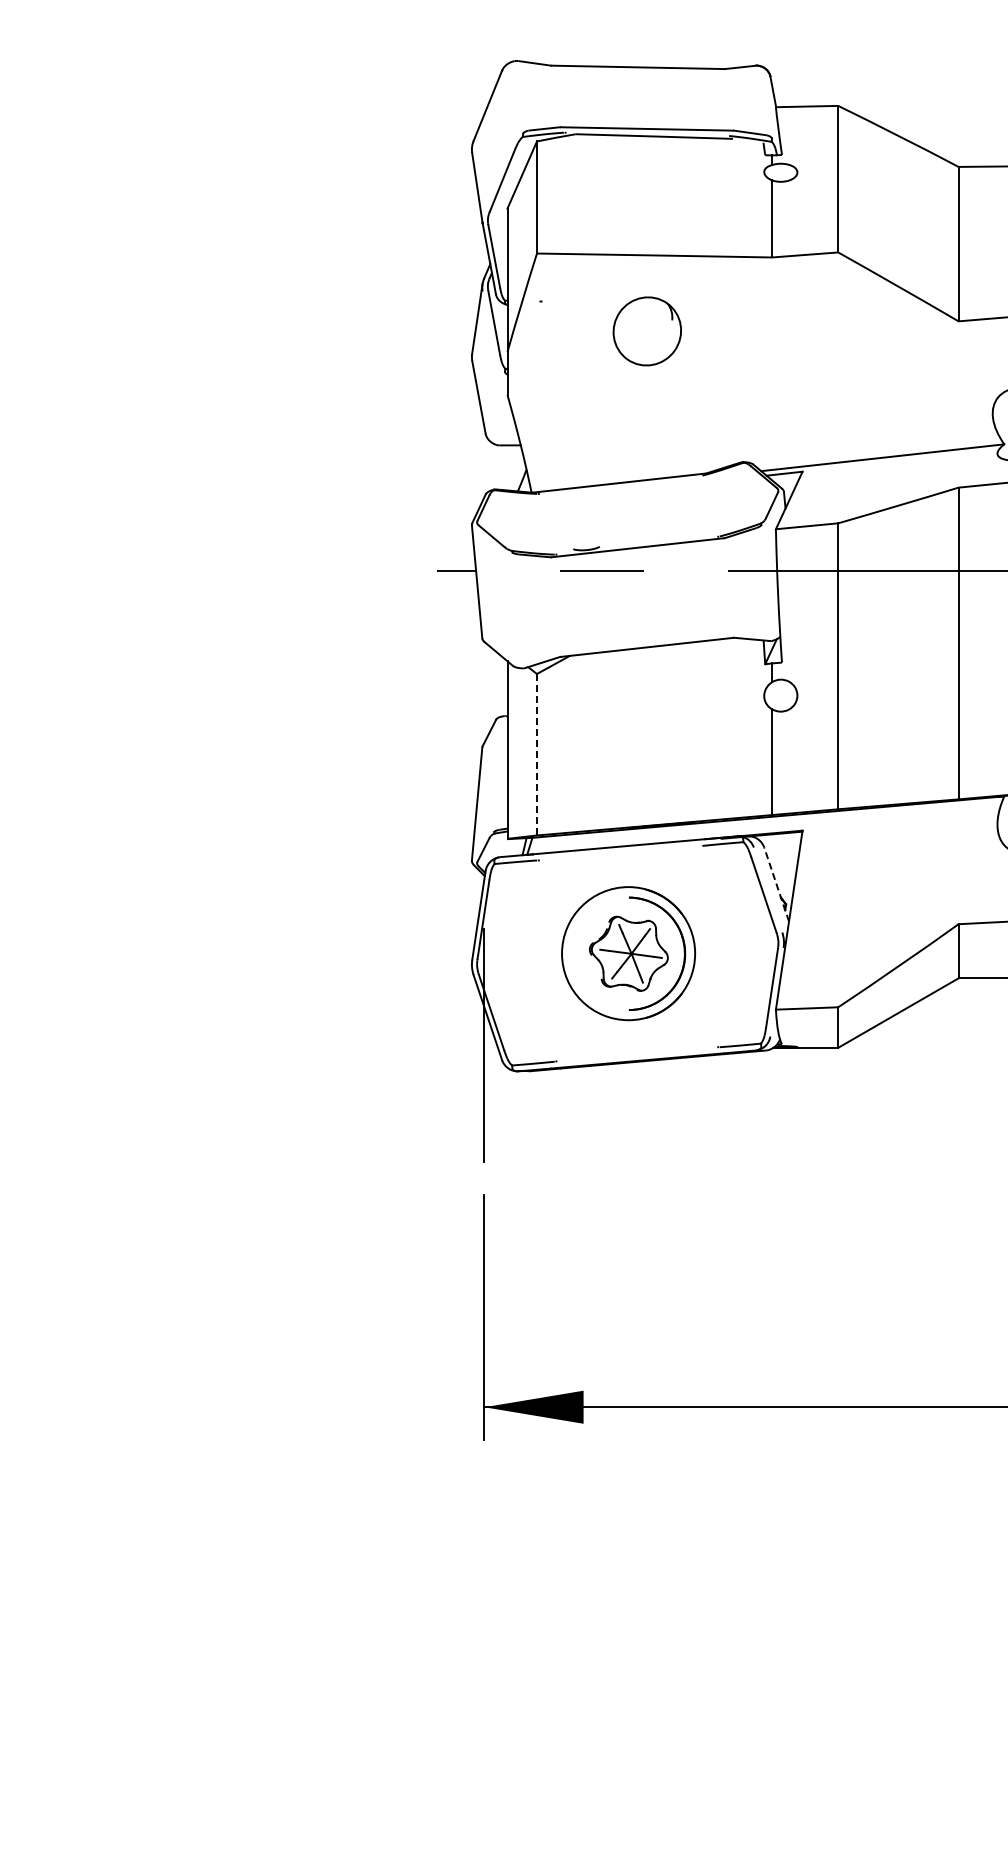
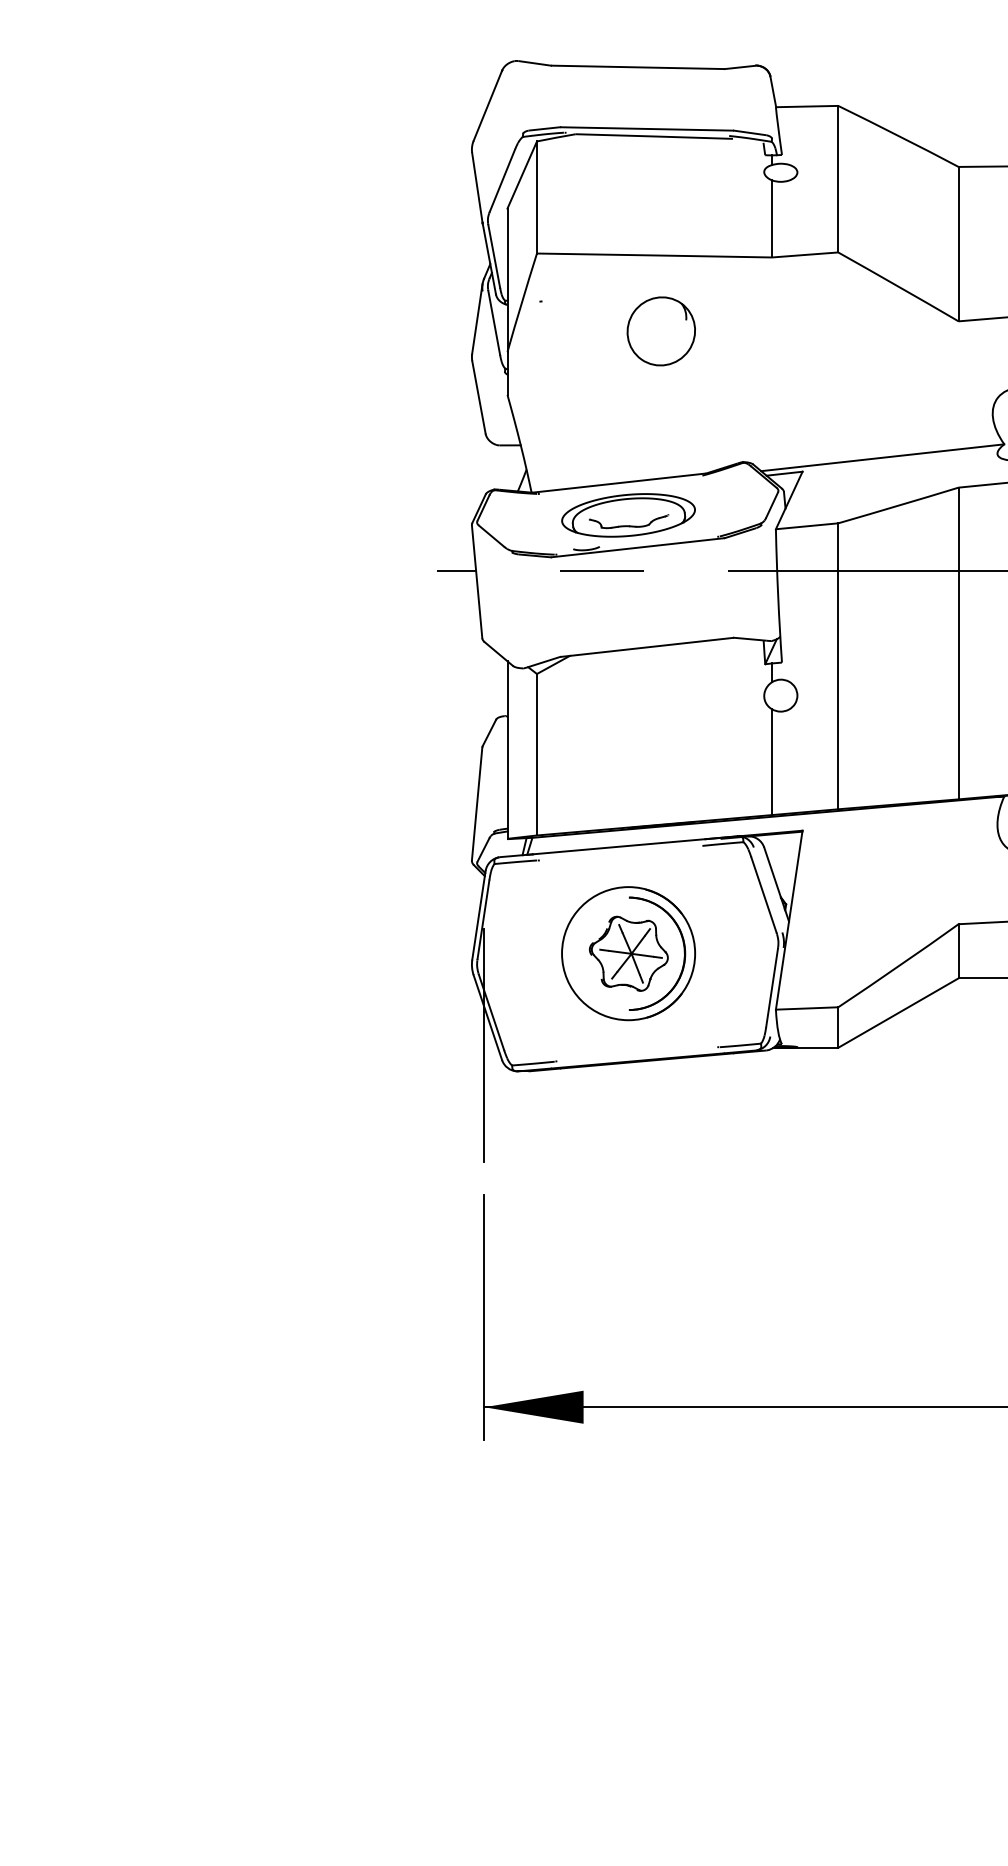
part position: (646, 331) -> (660, 331) (660, 331)
part: none -> present (628, 515)
line: dashed -> solid (537, 754)
line: dashed -> solid (776, 884)
